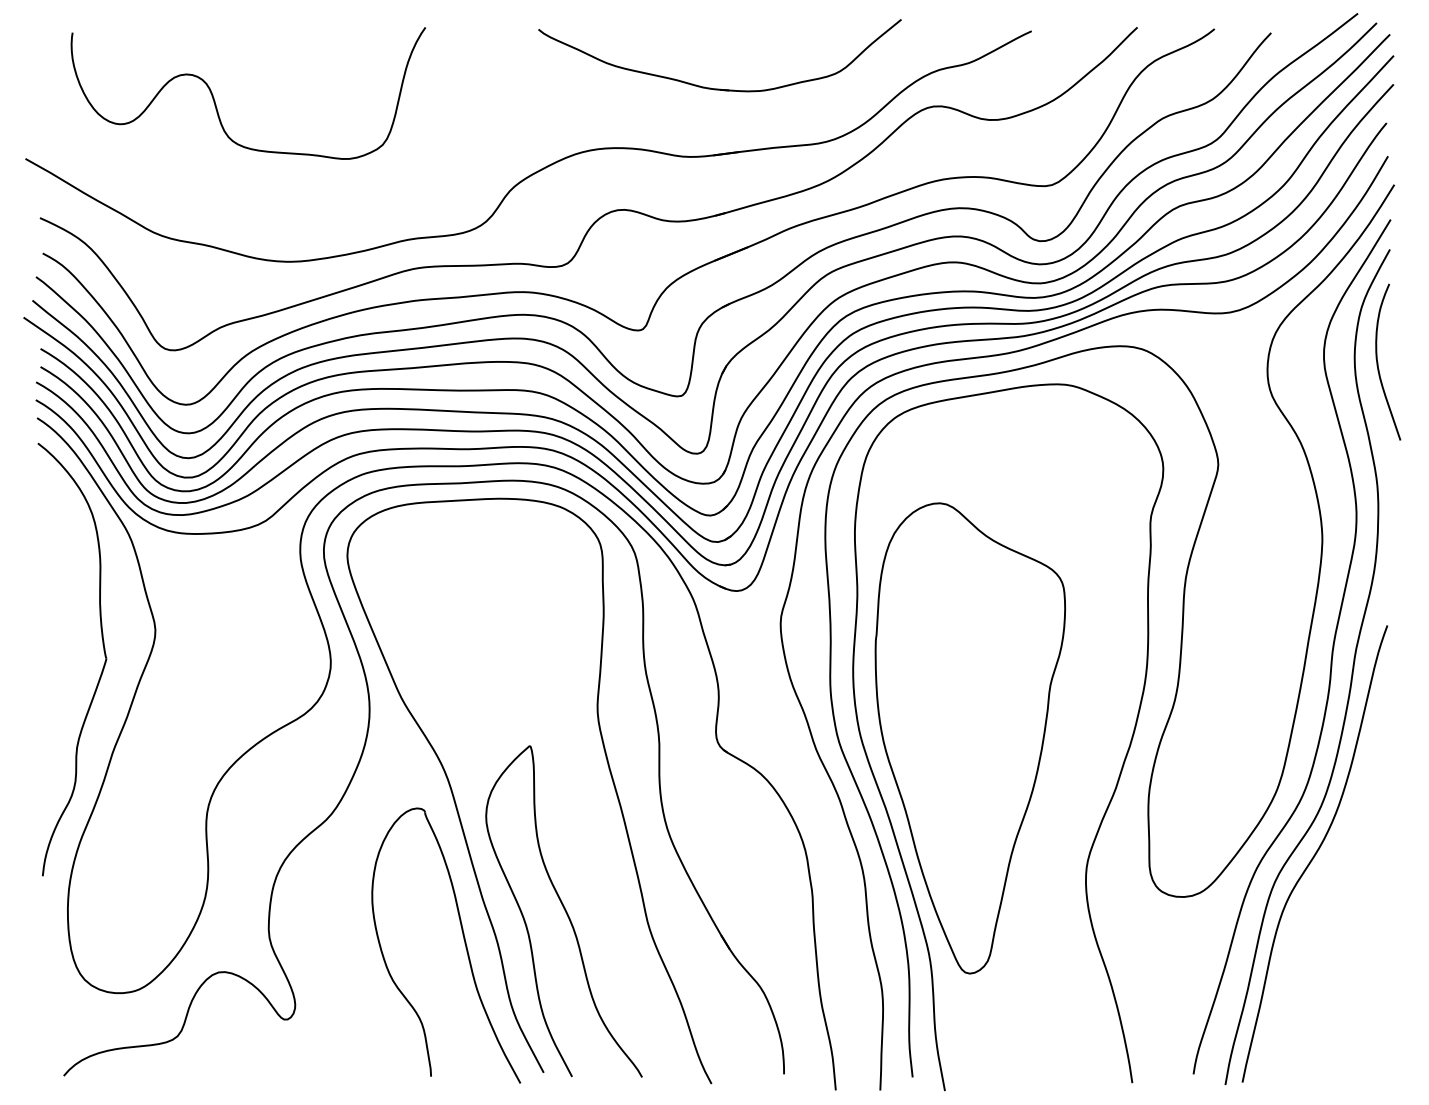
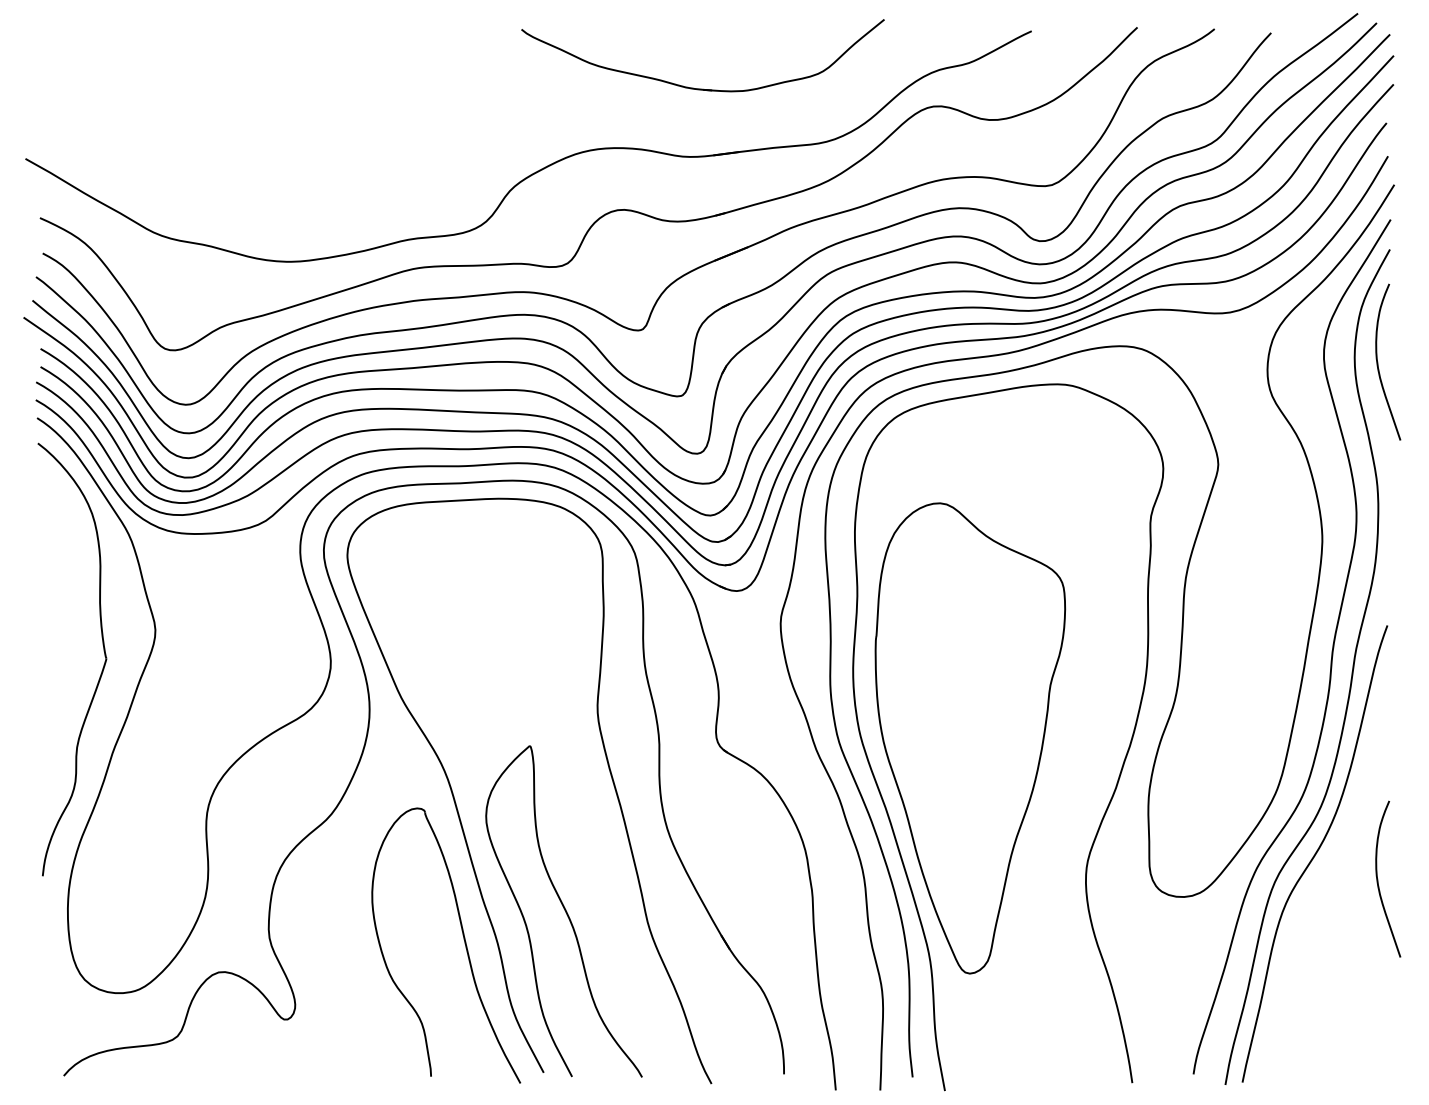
part position: (719, 88) -> (702, 88) (702, 88)
curve: present -> none (215, 100)
curve: none -> present (1378, 879)
